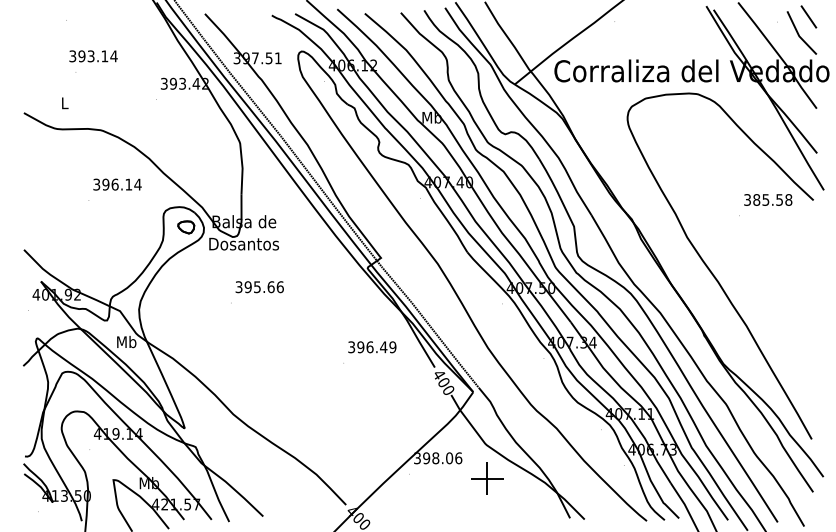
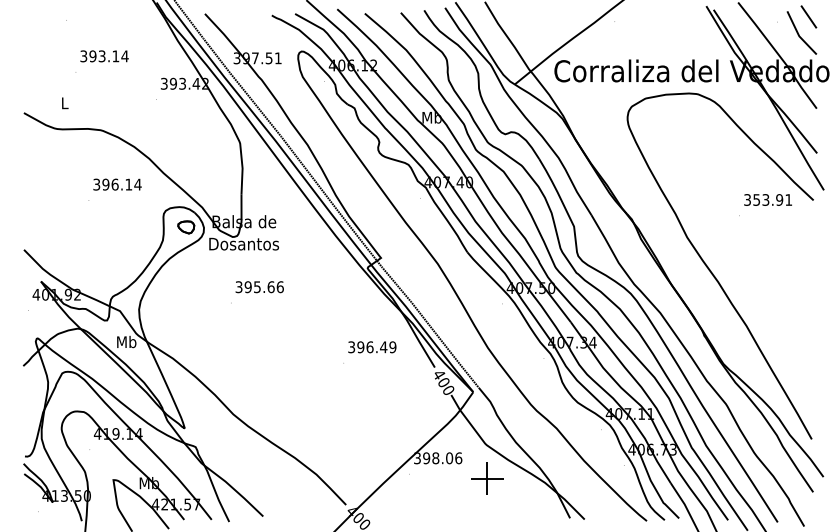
text position: (93, 56) -> (104, 56) (104, 56)
text: 385.58 -> 353.91 (772, 199)
